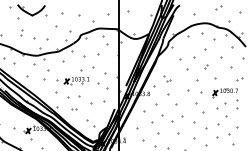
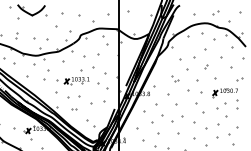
part position: (218, 7) -> (215, 12) (215, 12)
part position: (21, 32) -> (16, 35) (16, 35)
part position: (167, 78) -> (175, 78) (175, 78)
